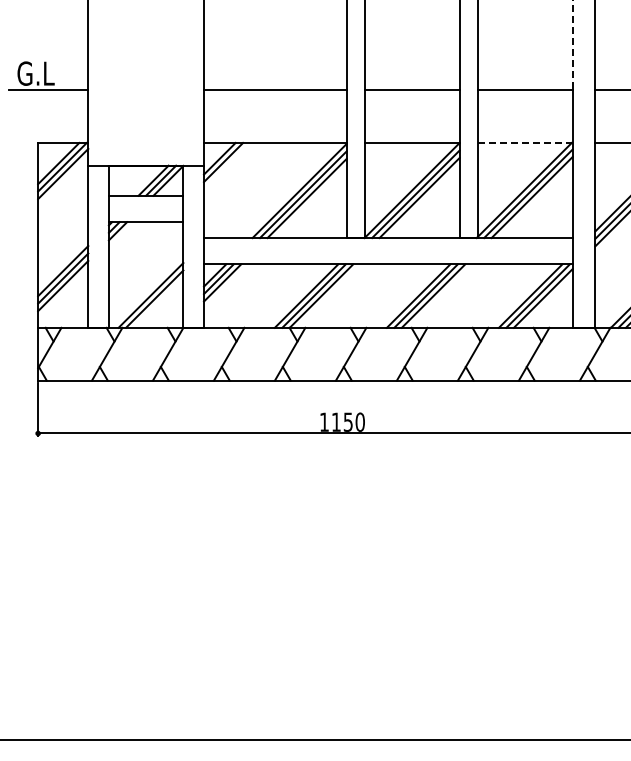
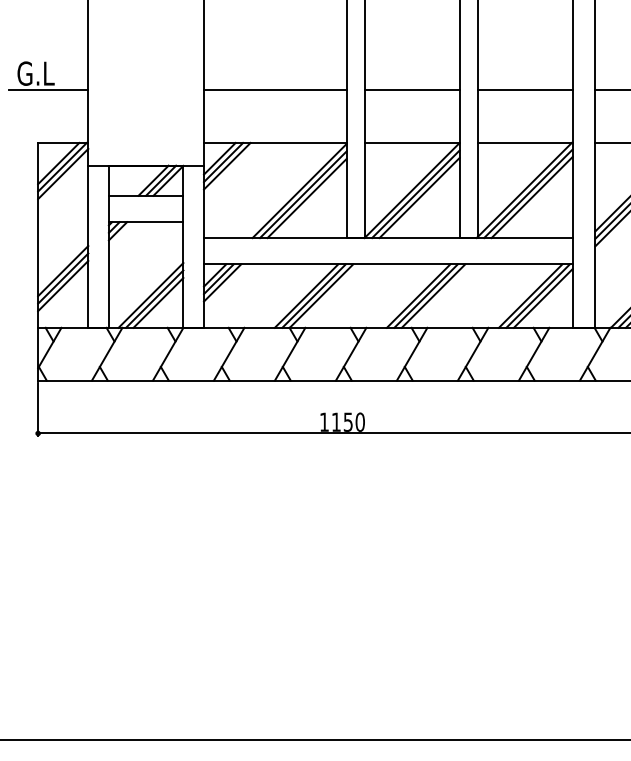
line: dashed -> solid (572, 45)
line: dashed -> solid (524, 142)
line: none -> present (227, 165)
line: none -> present (158, 302)
